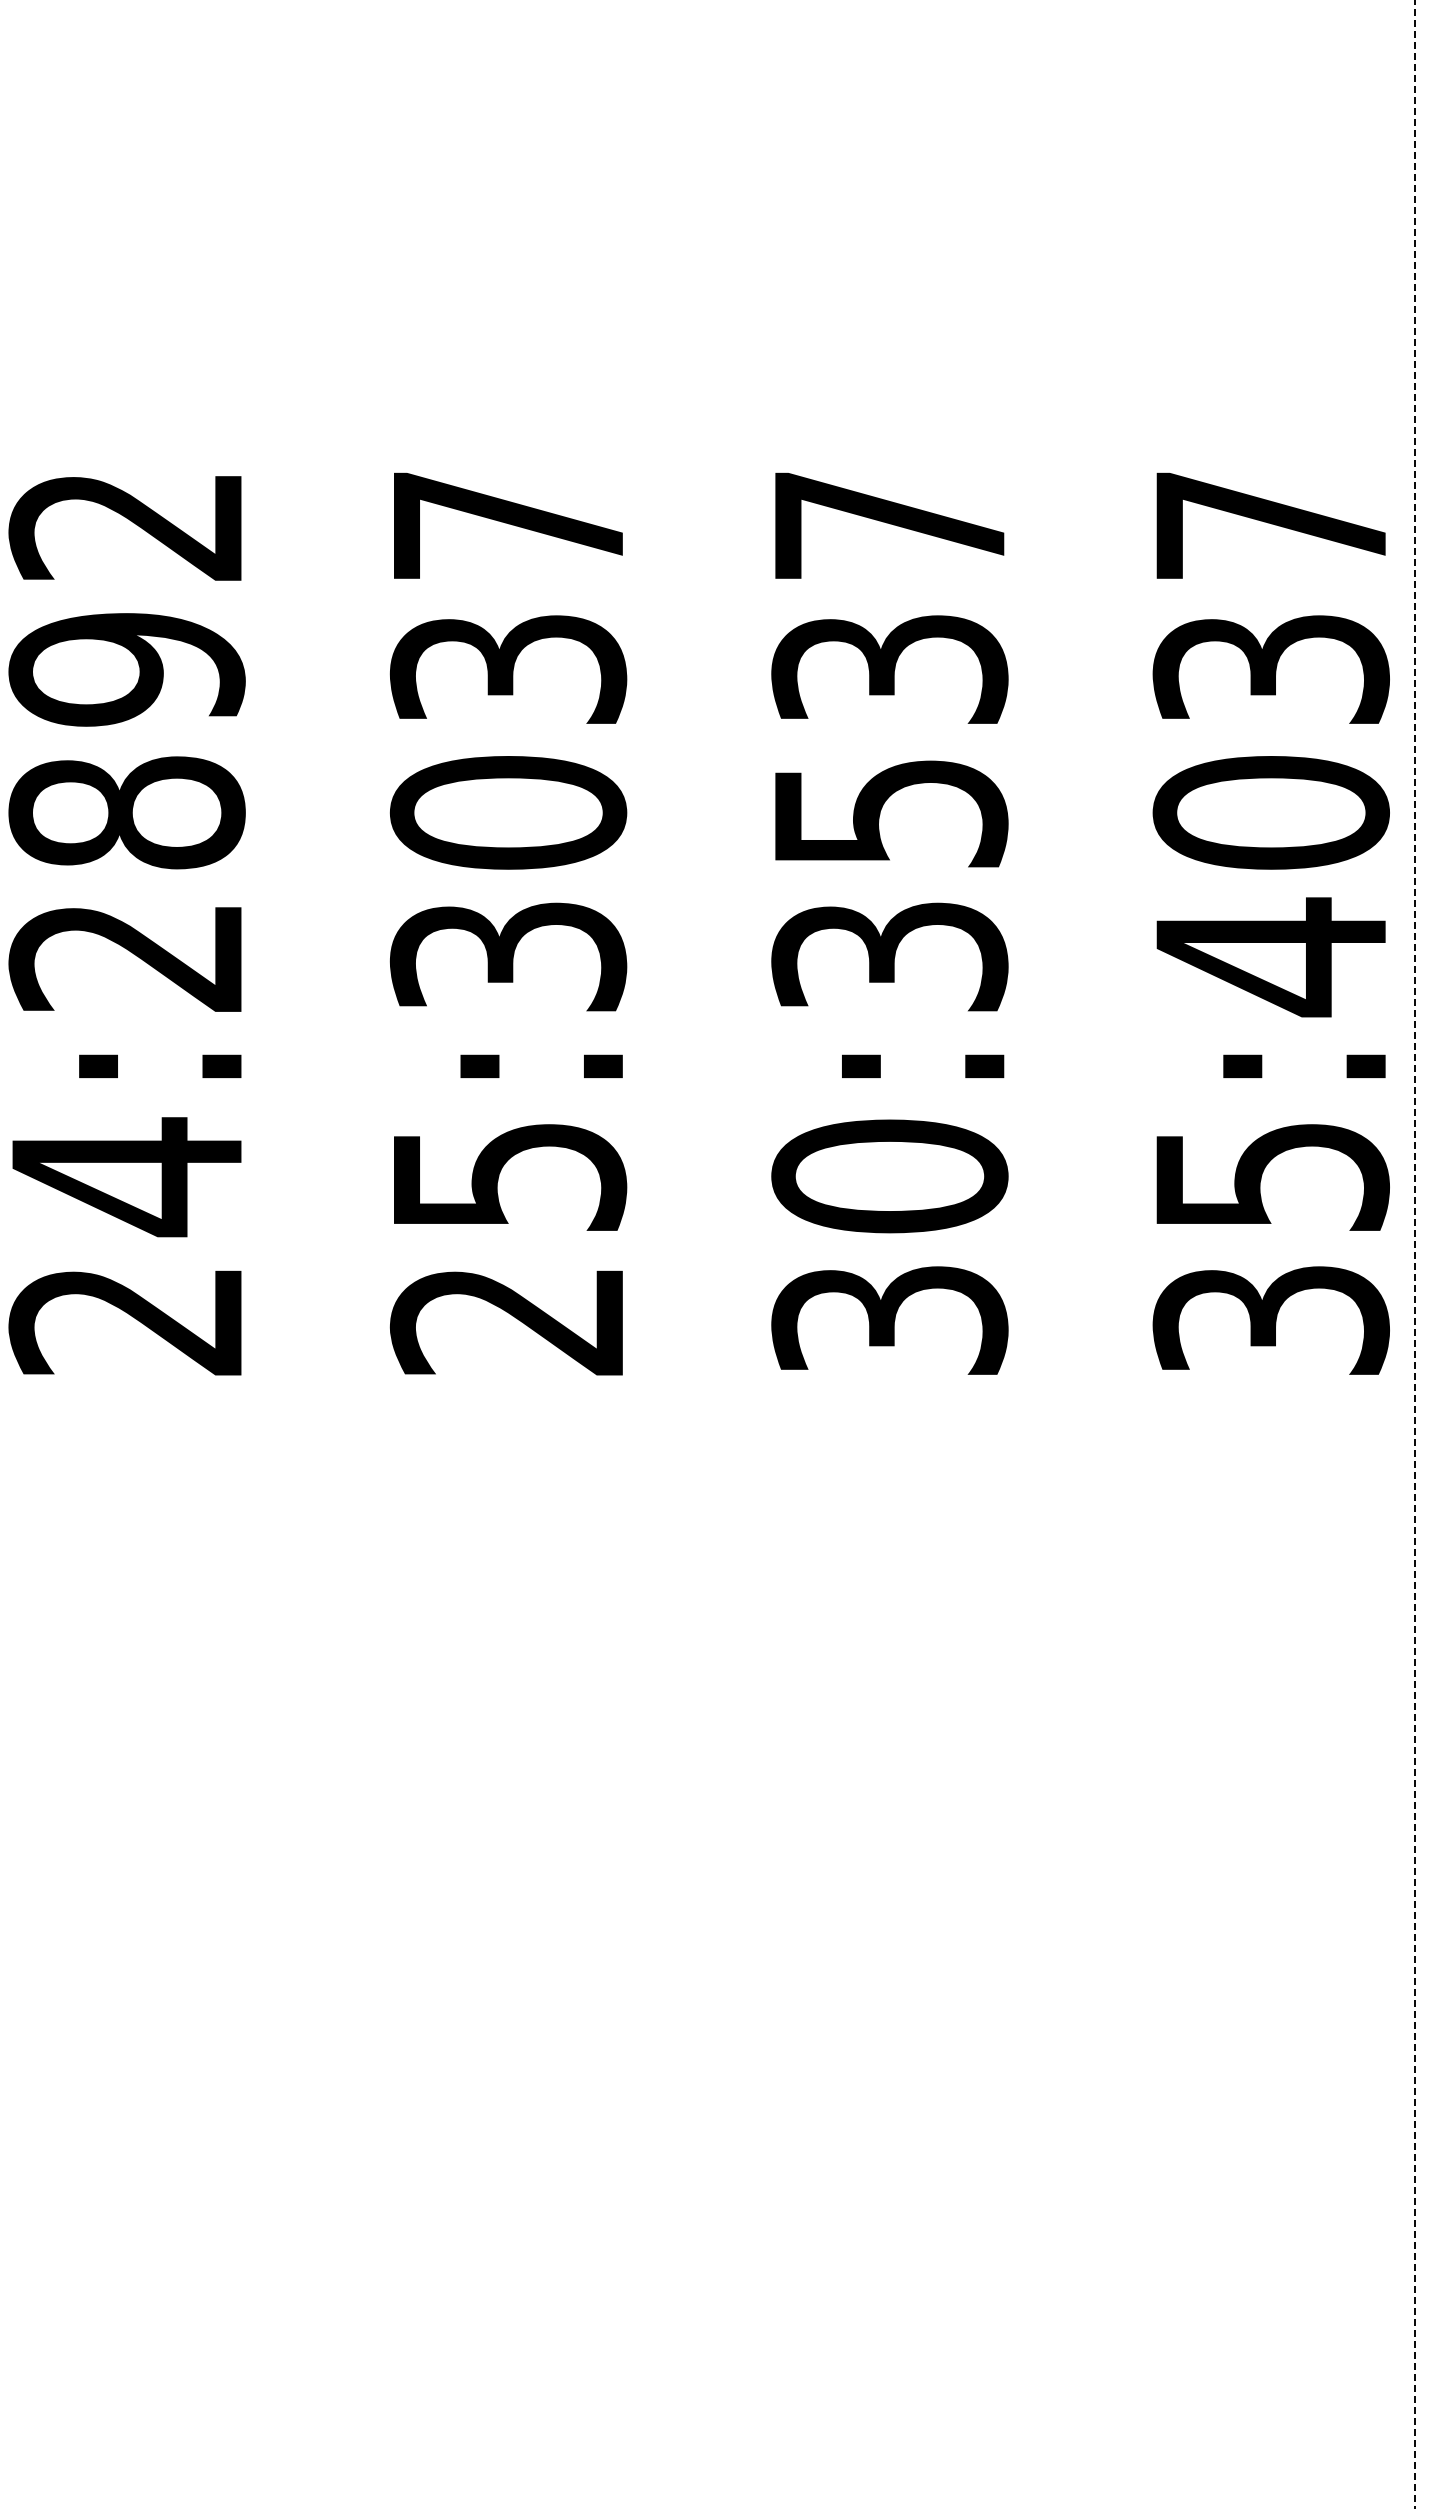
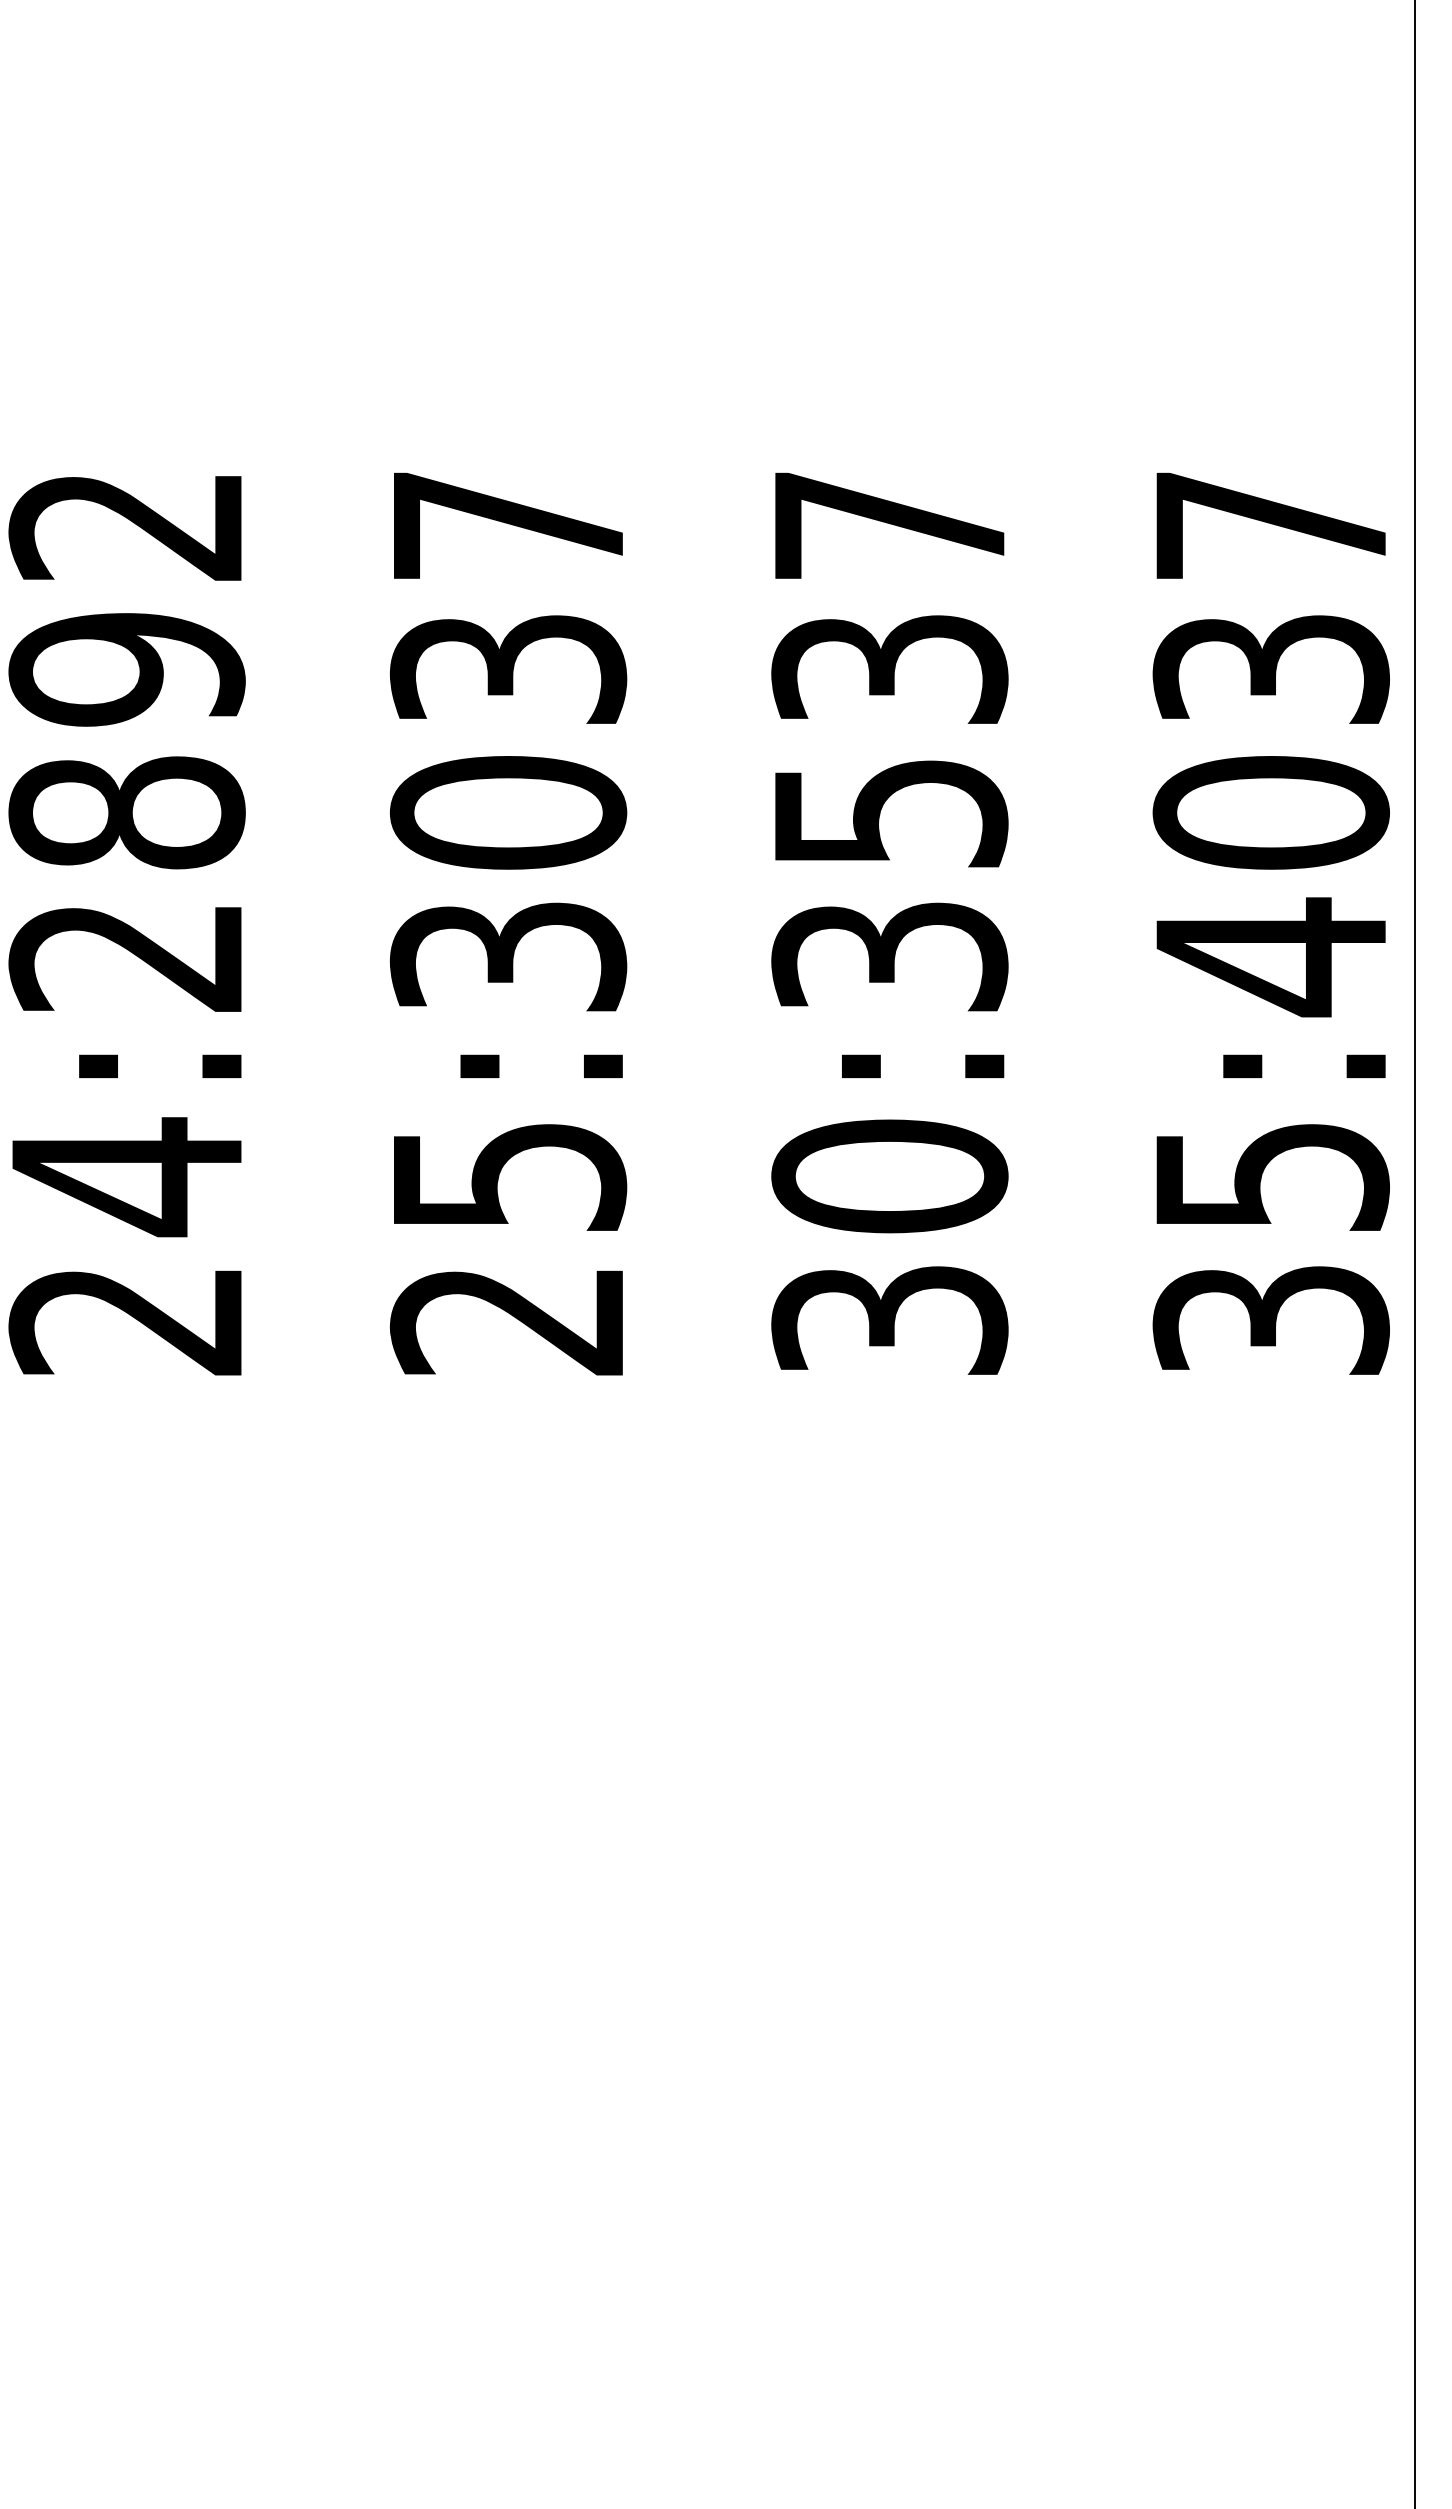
line: dashed -> solid (1414, 1253)
